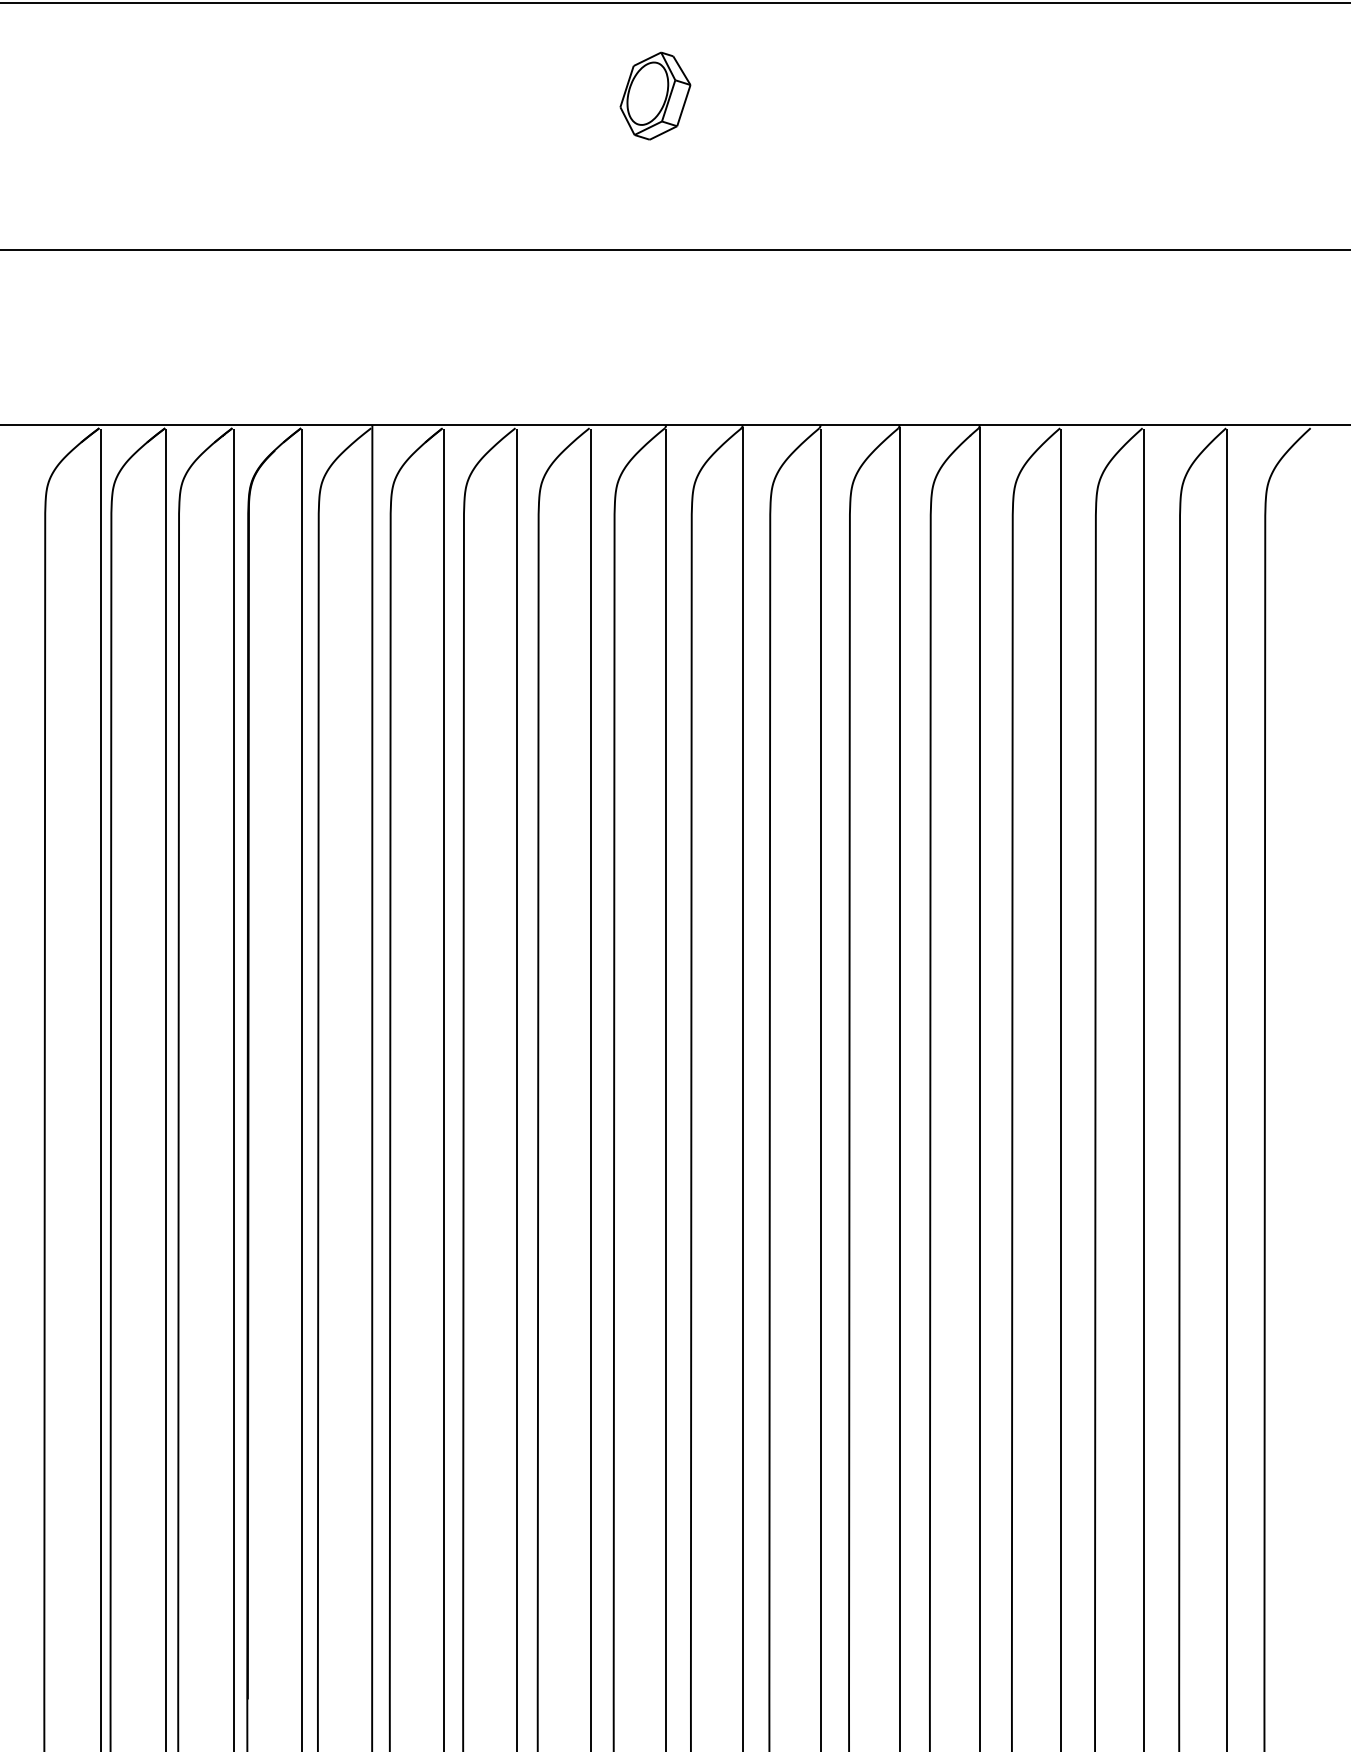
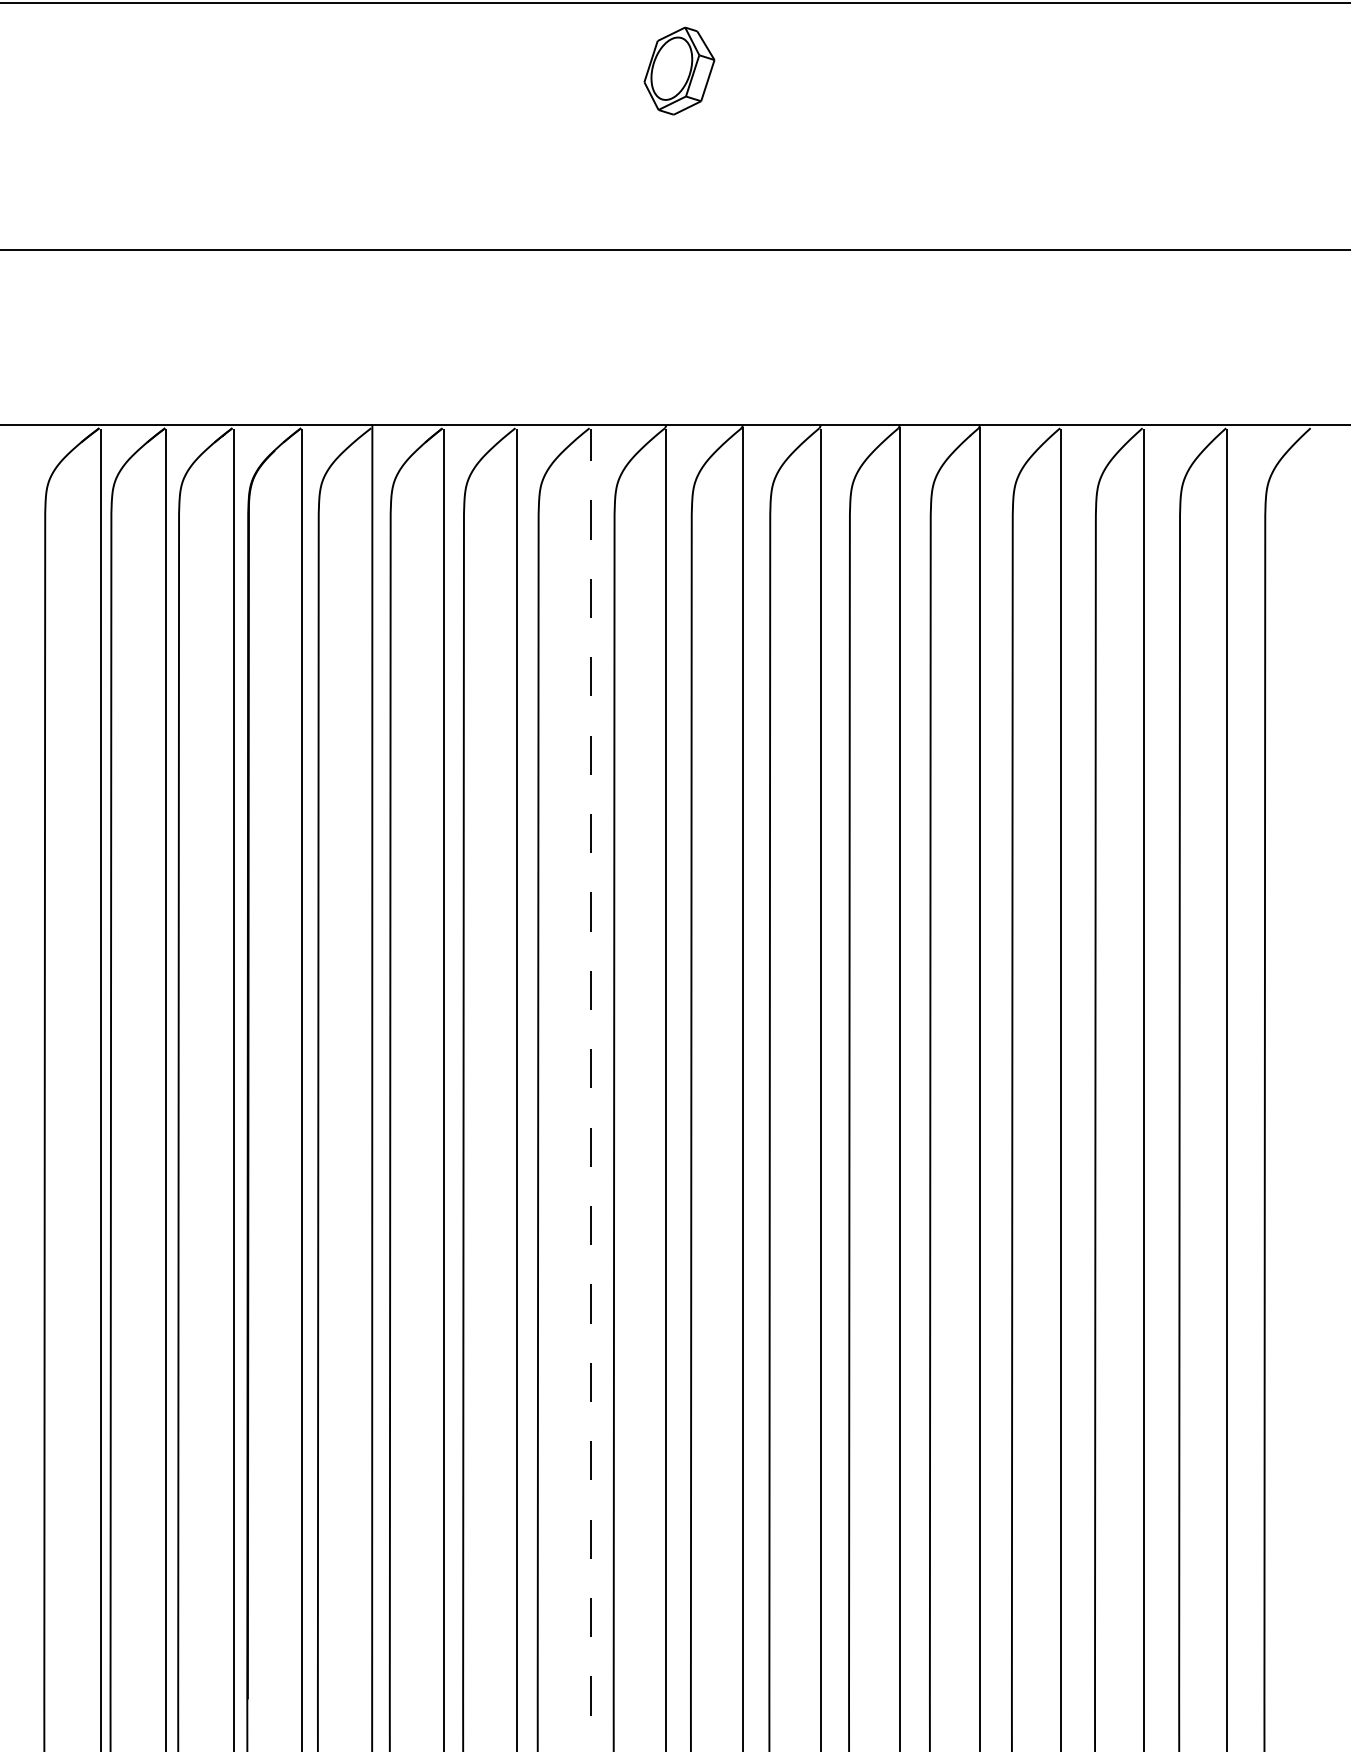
part position: (655, 95) -> (679, 70) (679, 70)
line: solid -> dashed (590, 1090)
